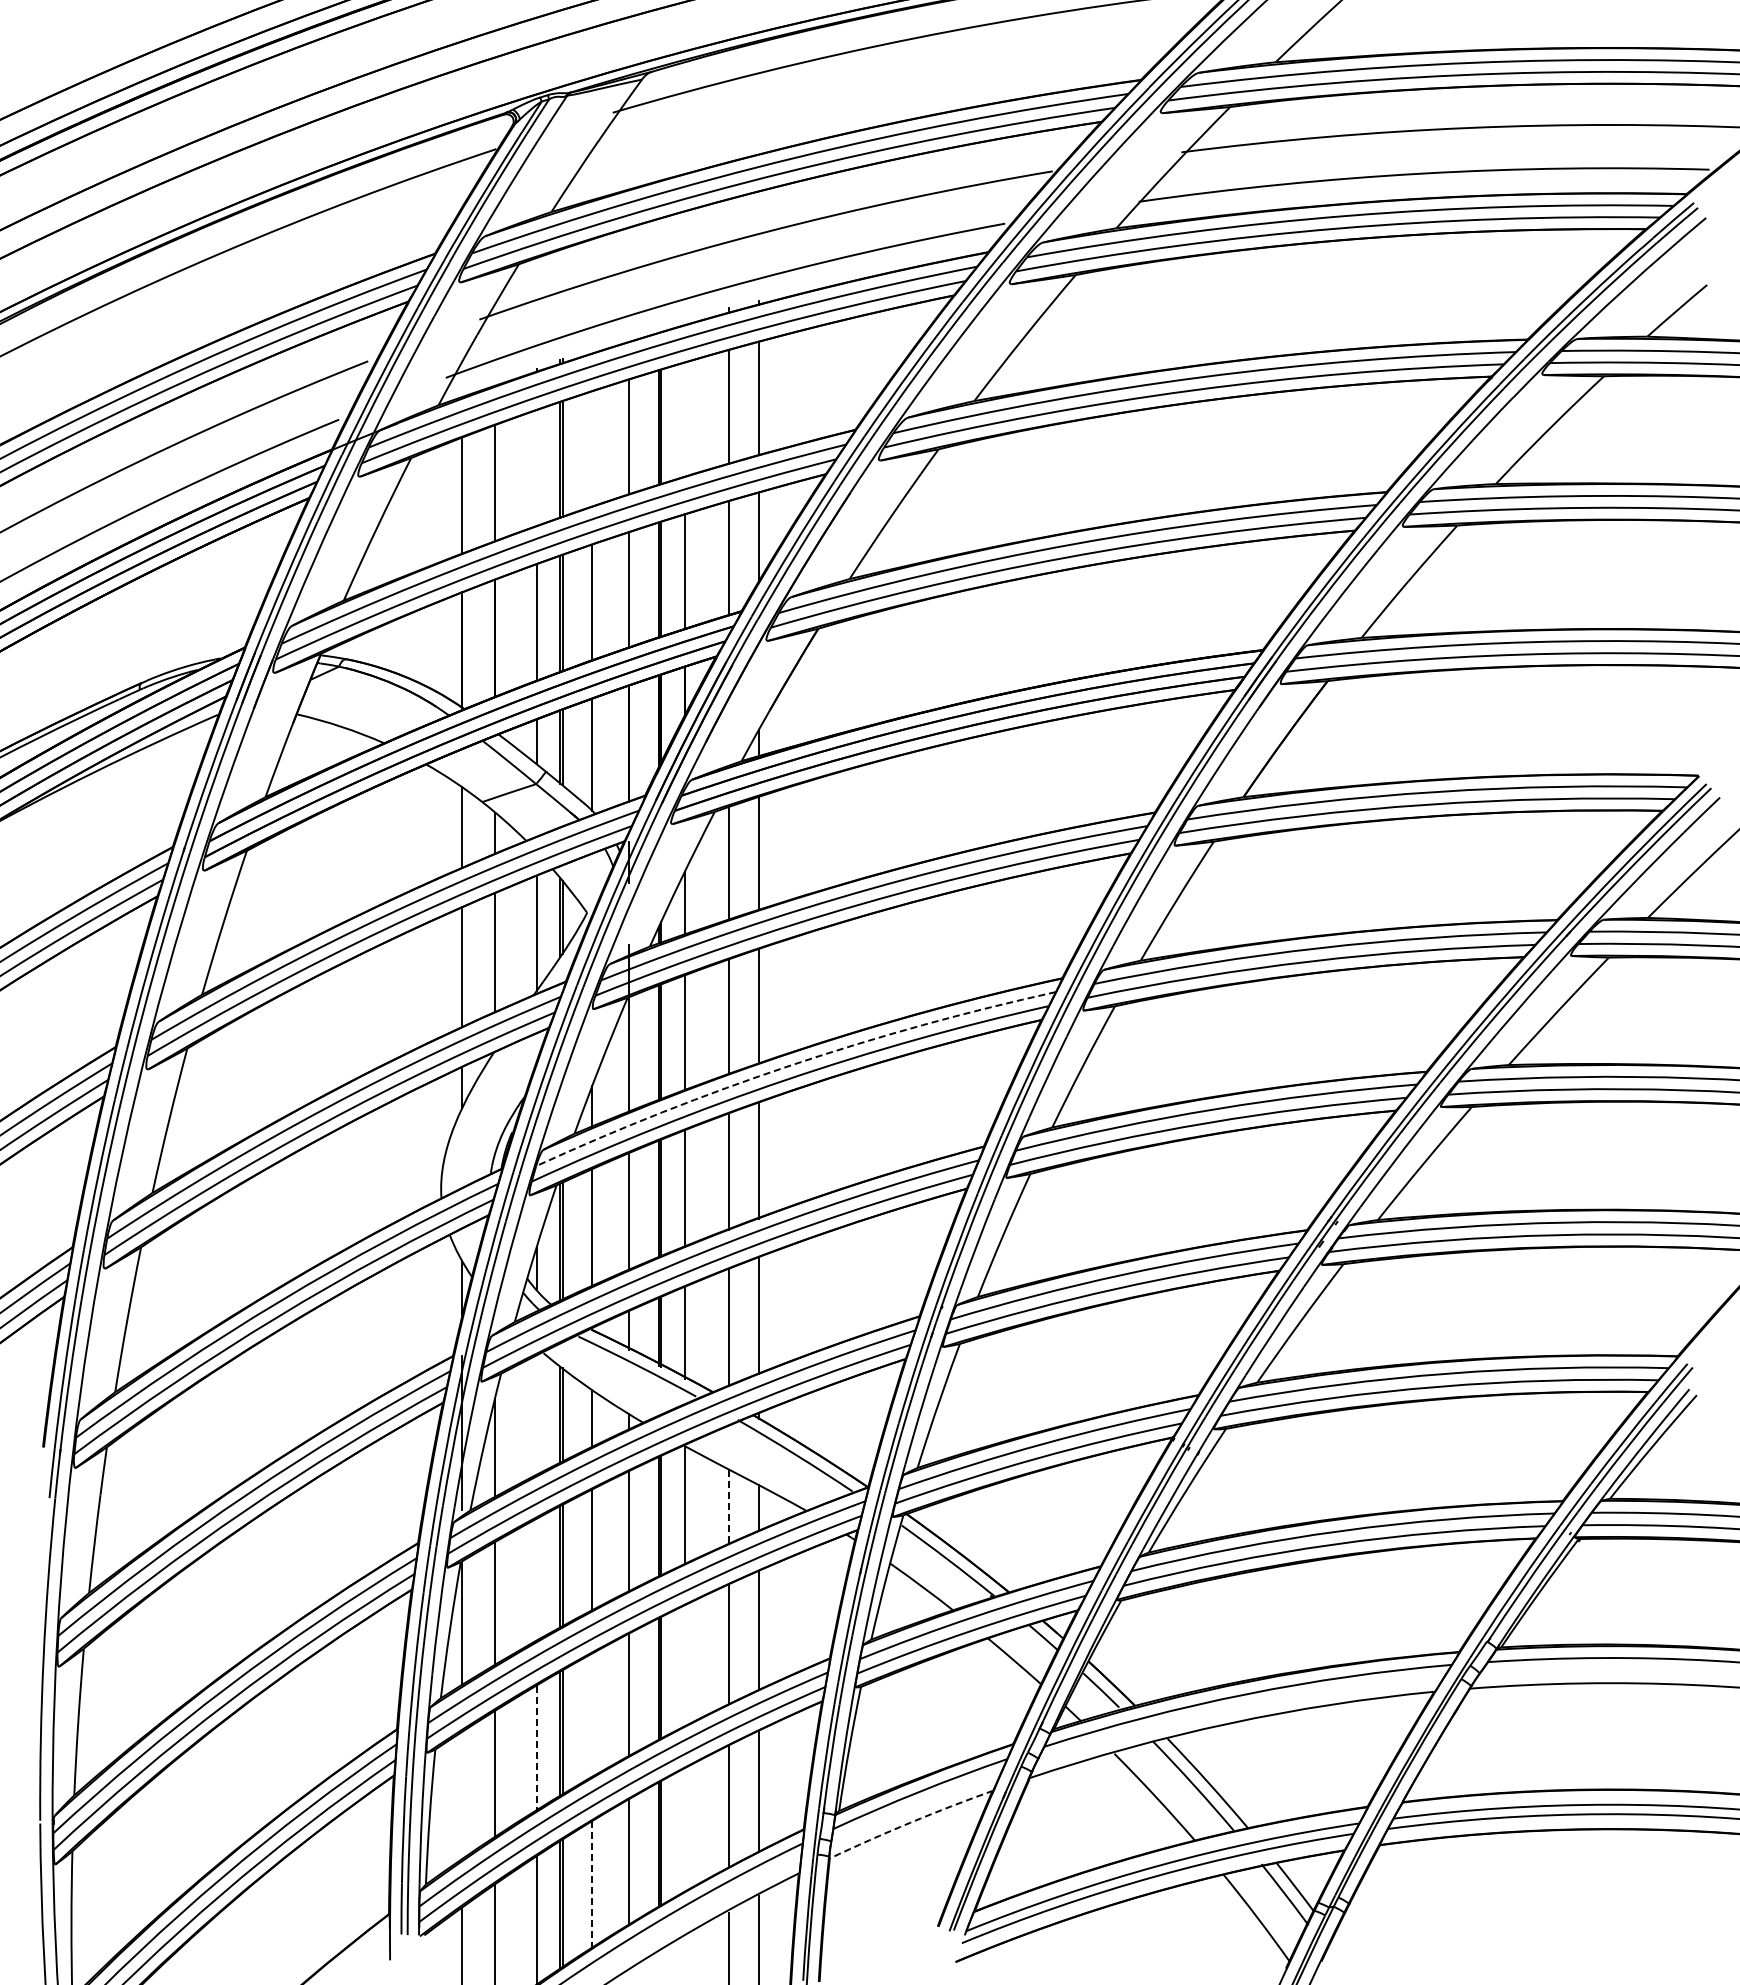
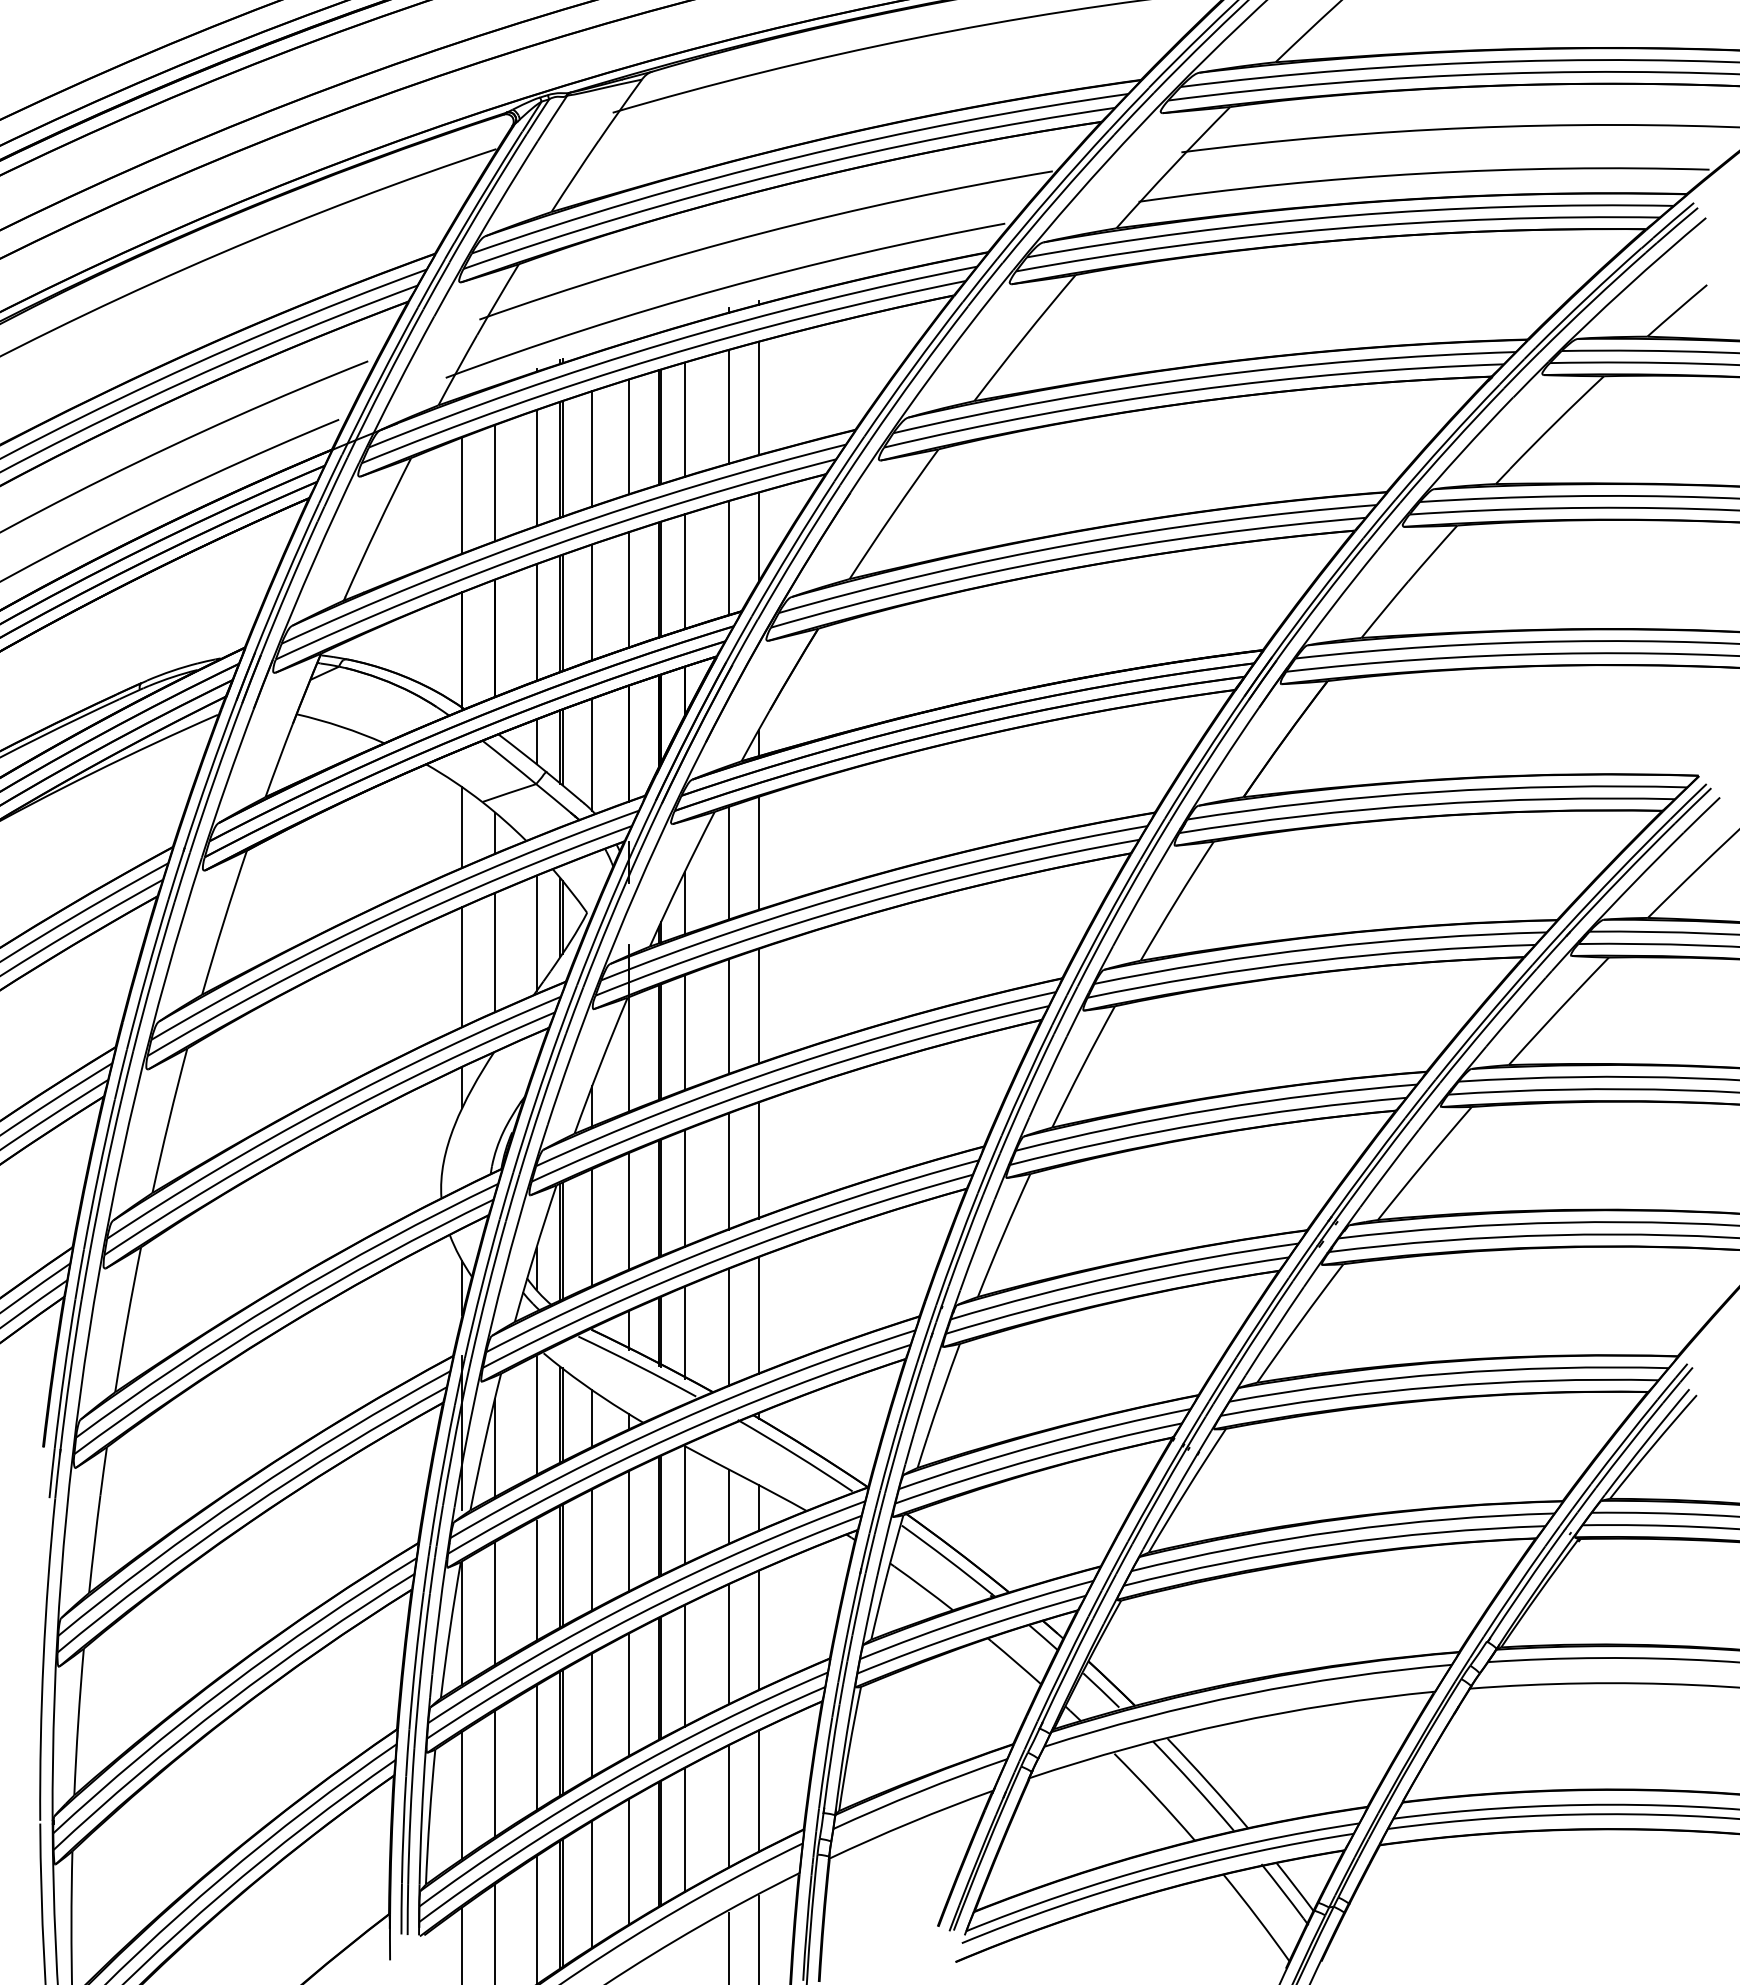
line: none -> present (684, 419)
line: none -> present (592, 448)
line: none -> present (536, 468)
arc: dashed -> solid (791, 1065)
line: none -> present (536, 1415)
line: dashed -> solid (729, 1507)
line: none -> present (536, 1580)
line: none -> present (684, 1665)
line: none -> present (592, 1714)
line: dashed -> solid (536, 1748)
line: none -> present (462, 1795)
arc: dashed -> solid (910, 1822)
line: none -> present (684, 1830)
line: dashed -> solid (592, 1884)
